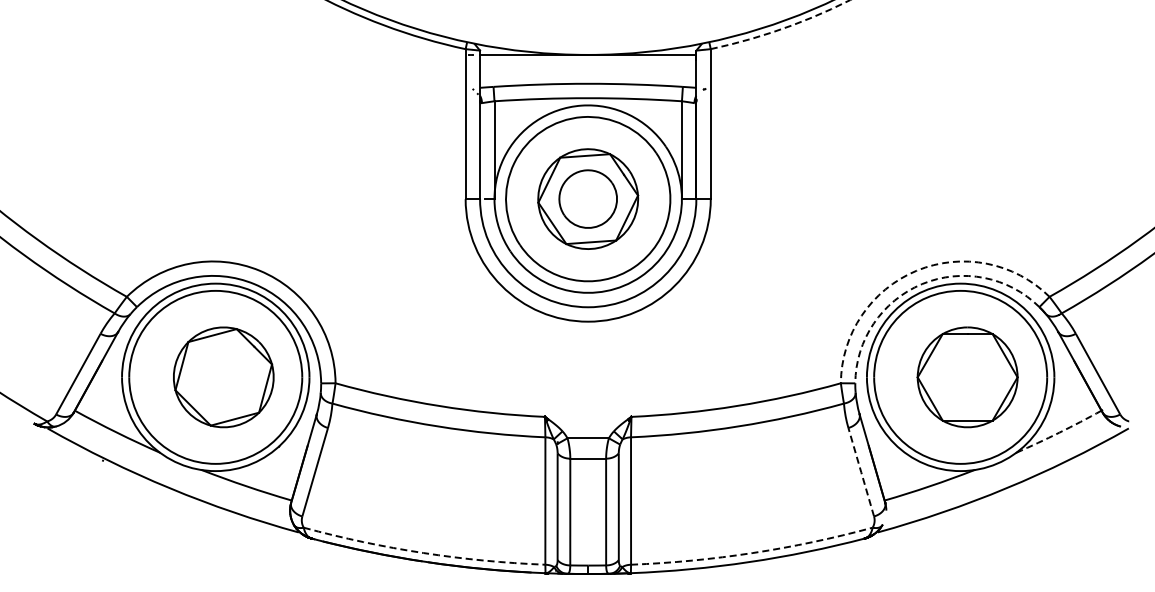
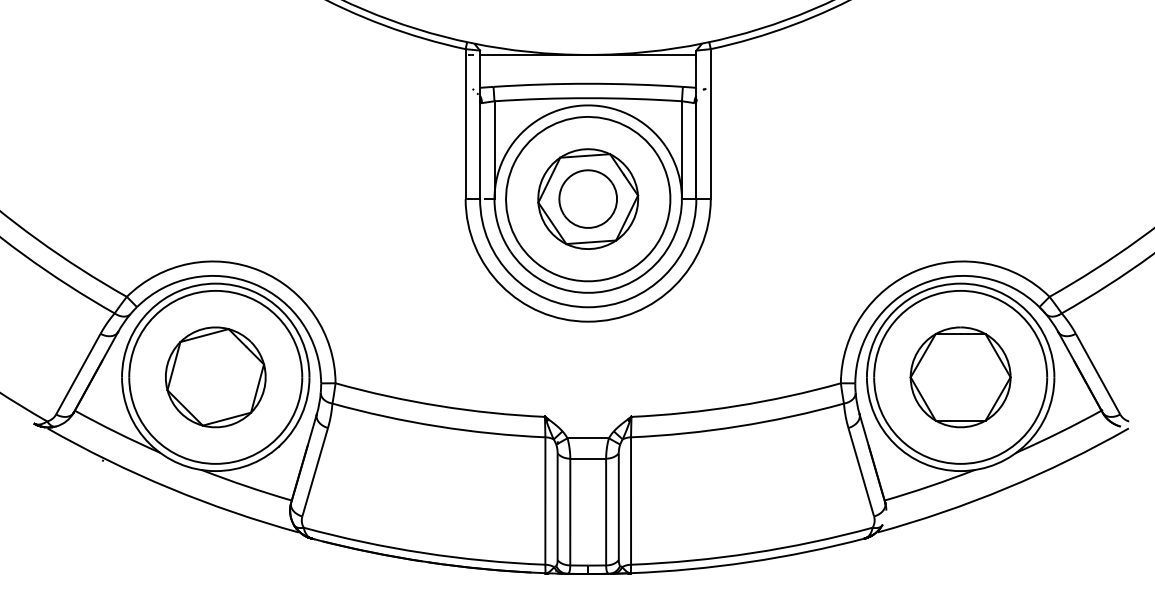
arc: dashed -> solid (782, 28)
arc: dashed -> solid (916, 270)
arc: dashed -> solid (922, 284)
part position: (223, 377) -> (215, 377) (215, 377)
part position: (967, 377) -> (960, 377) (960, 377)
arc: dashed -> solid (1059, 432)
line: dashed -> solid (861, 472)
arc: dashed -> solid (423, 553)
arc: dashed -> solid (752, 553)
